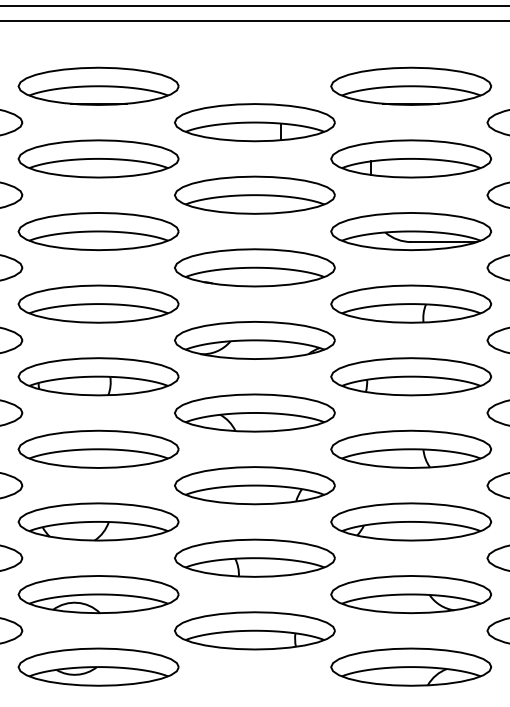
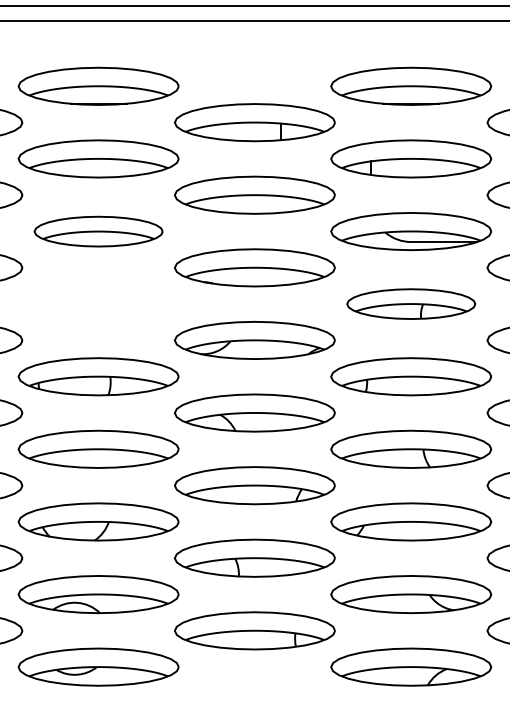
part size: 163x40 px -> 131x33 px (98, 231)
part: present -> none (98, 303)
part size: 163x40 px -> 131x32 px (411, 303)
